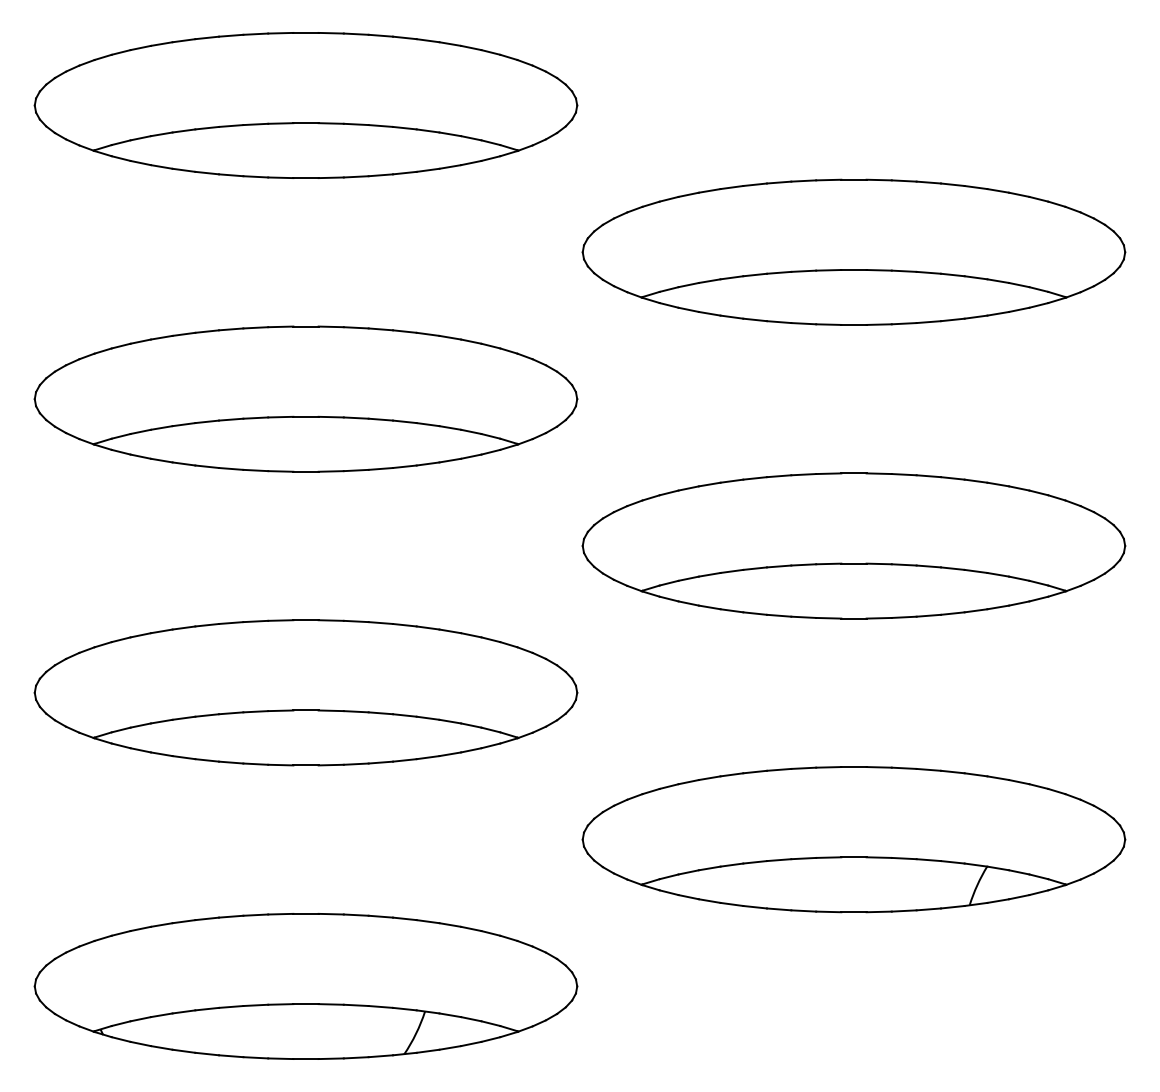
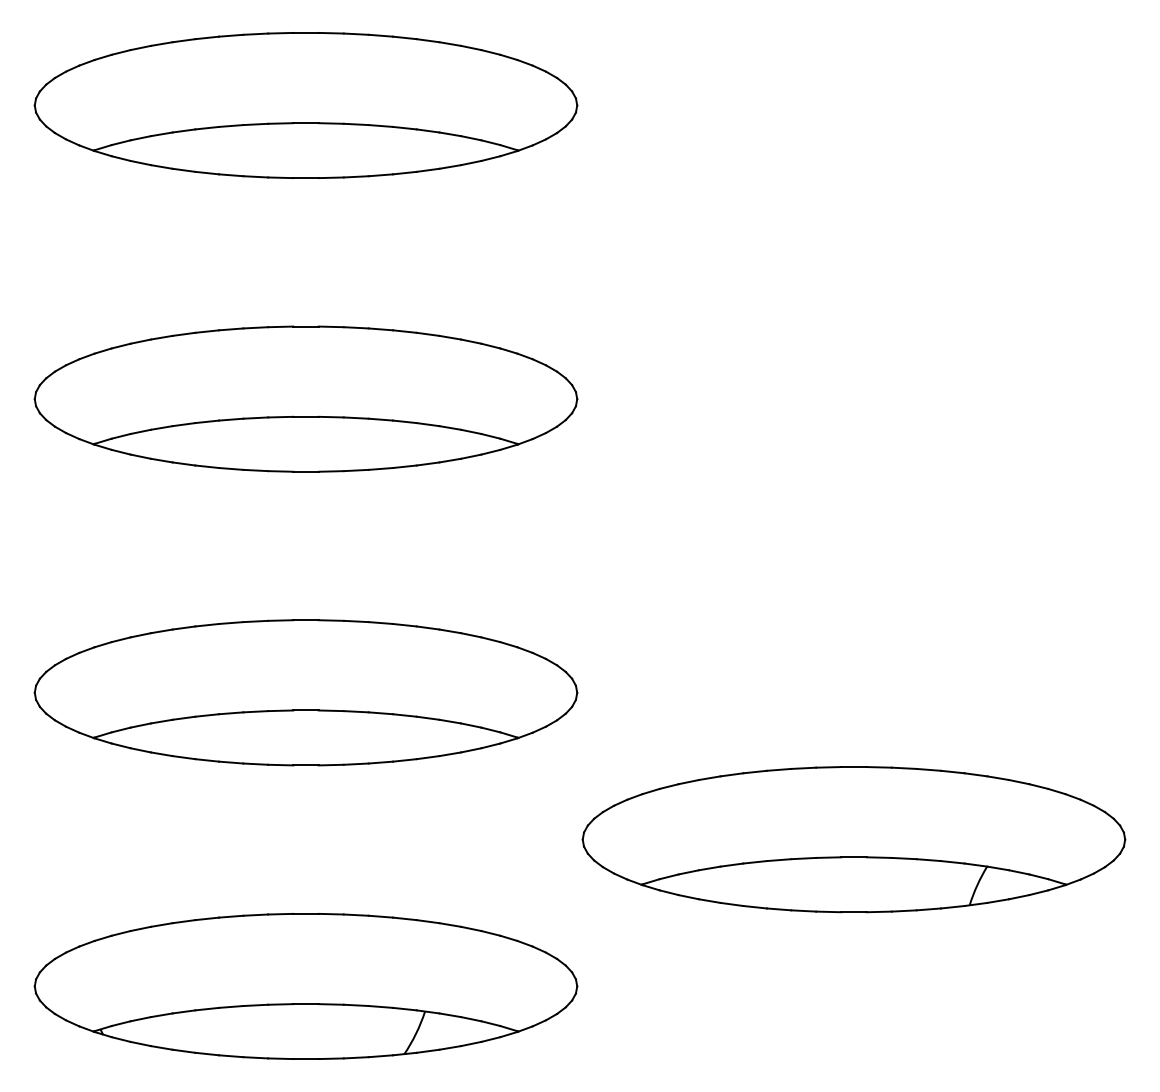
part: present -> none (853, 251)
part: present -> none (853, 545)
